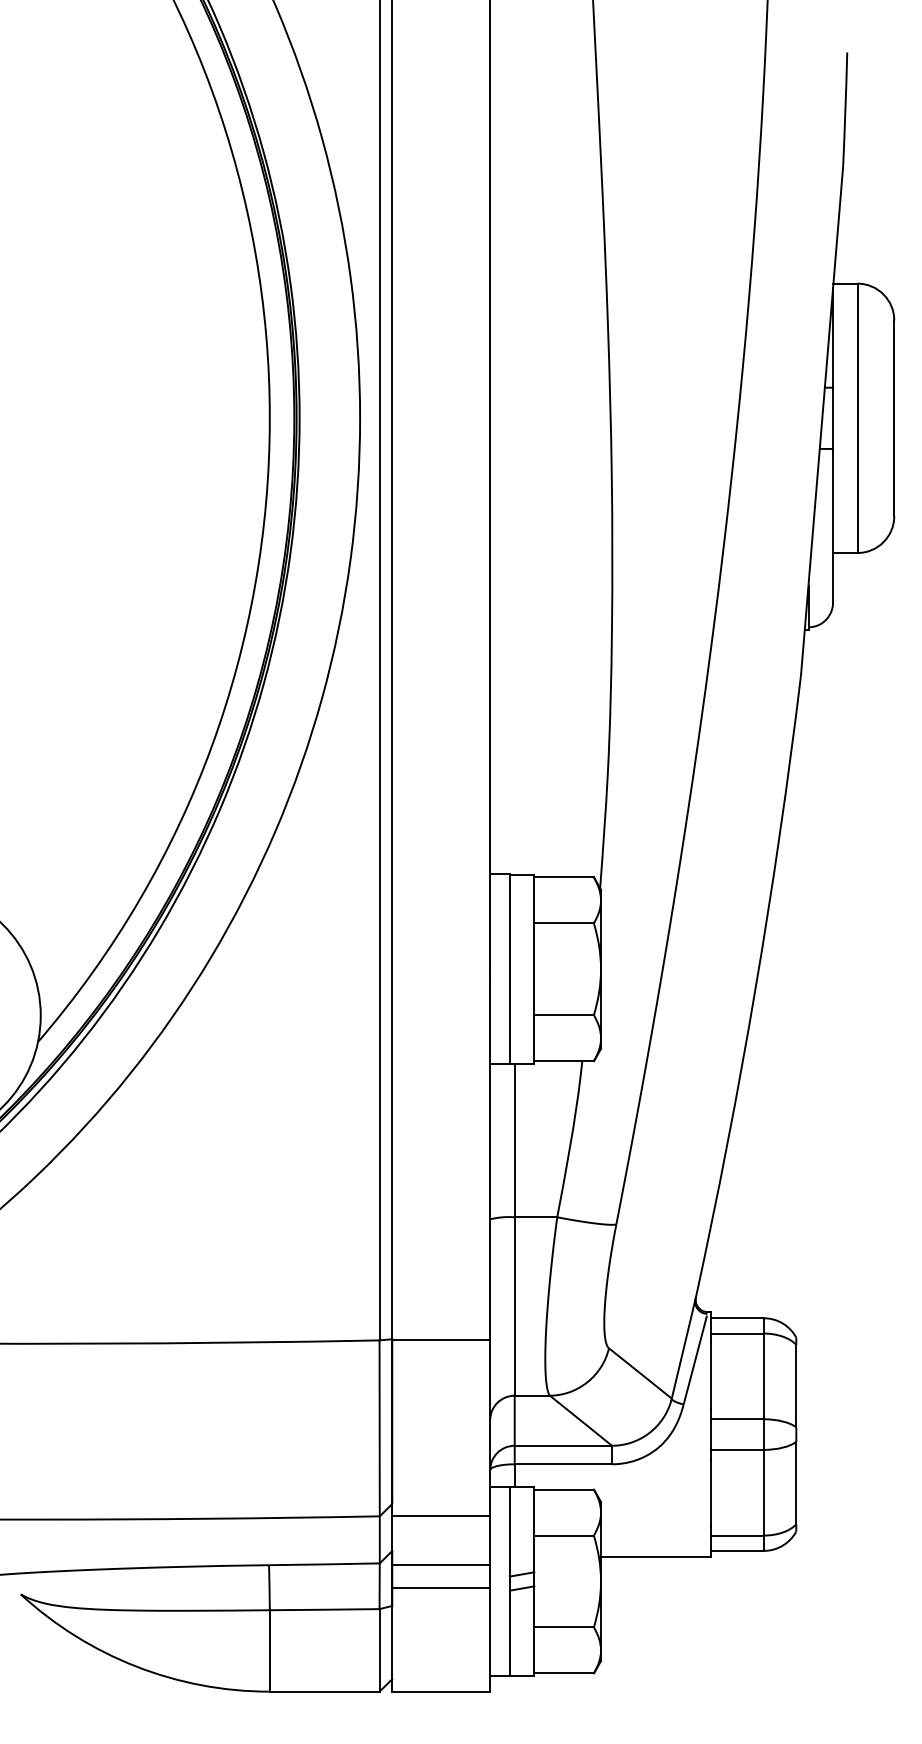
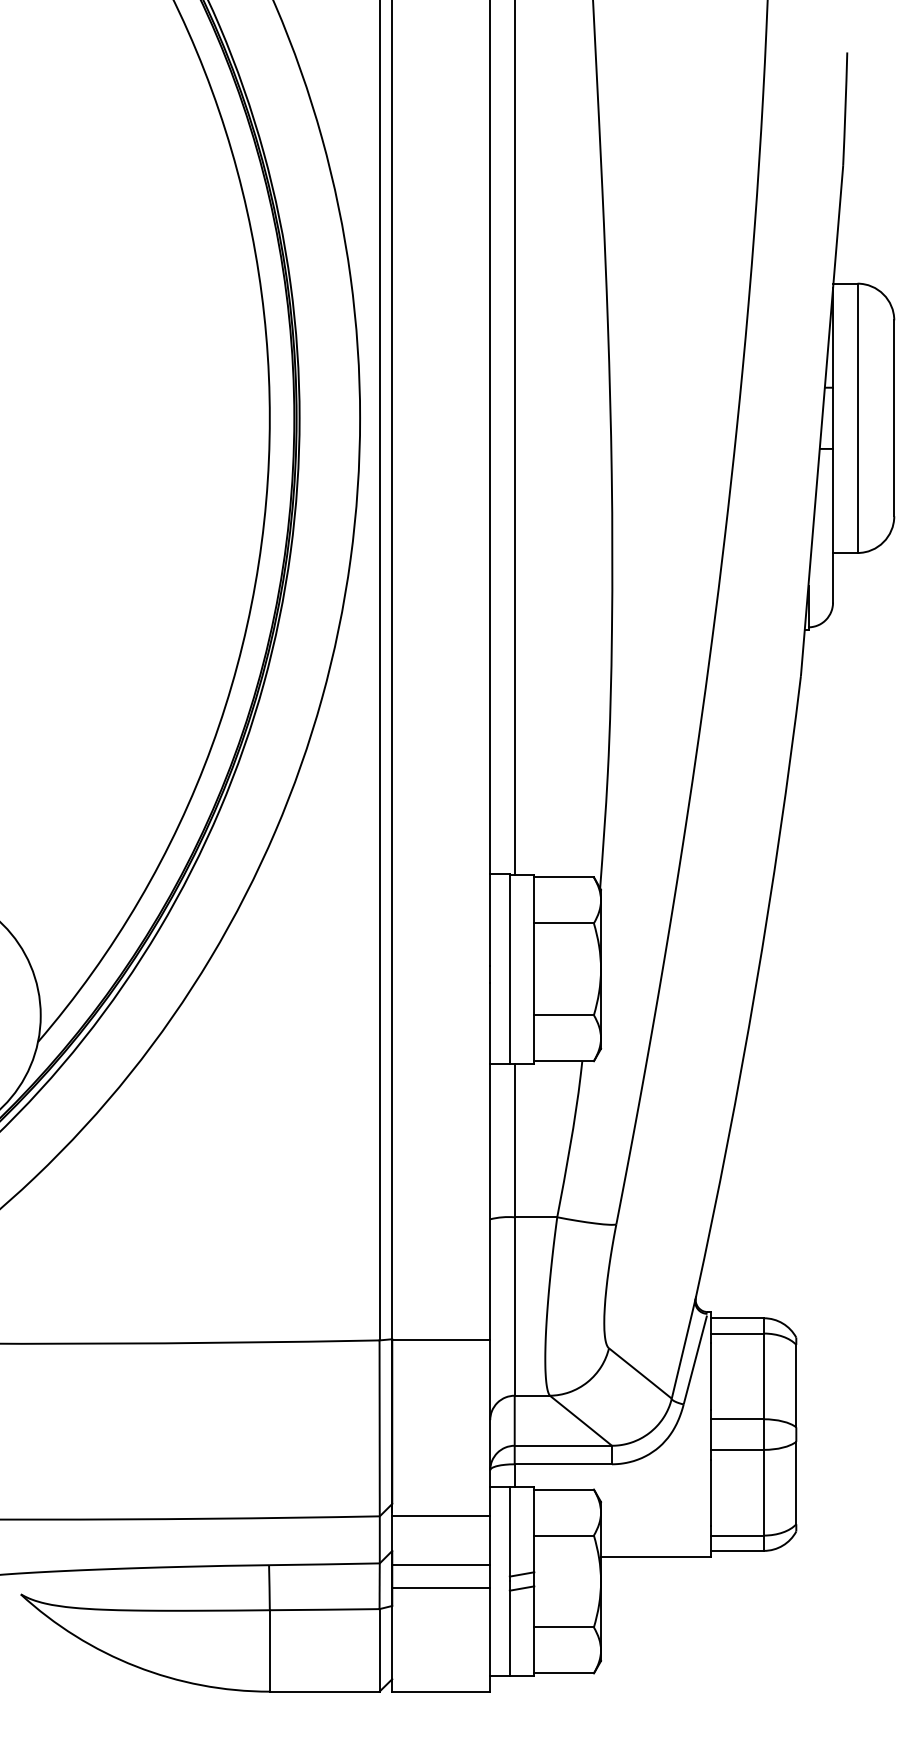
line: none -> present (514, 438)
